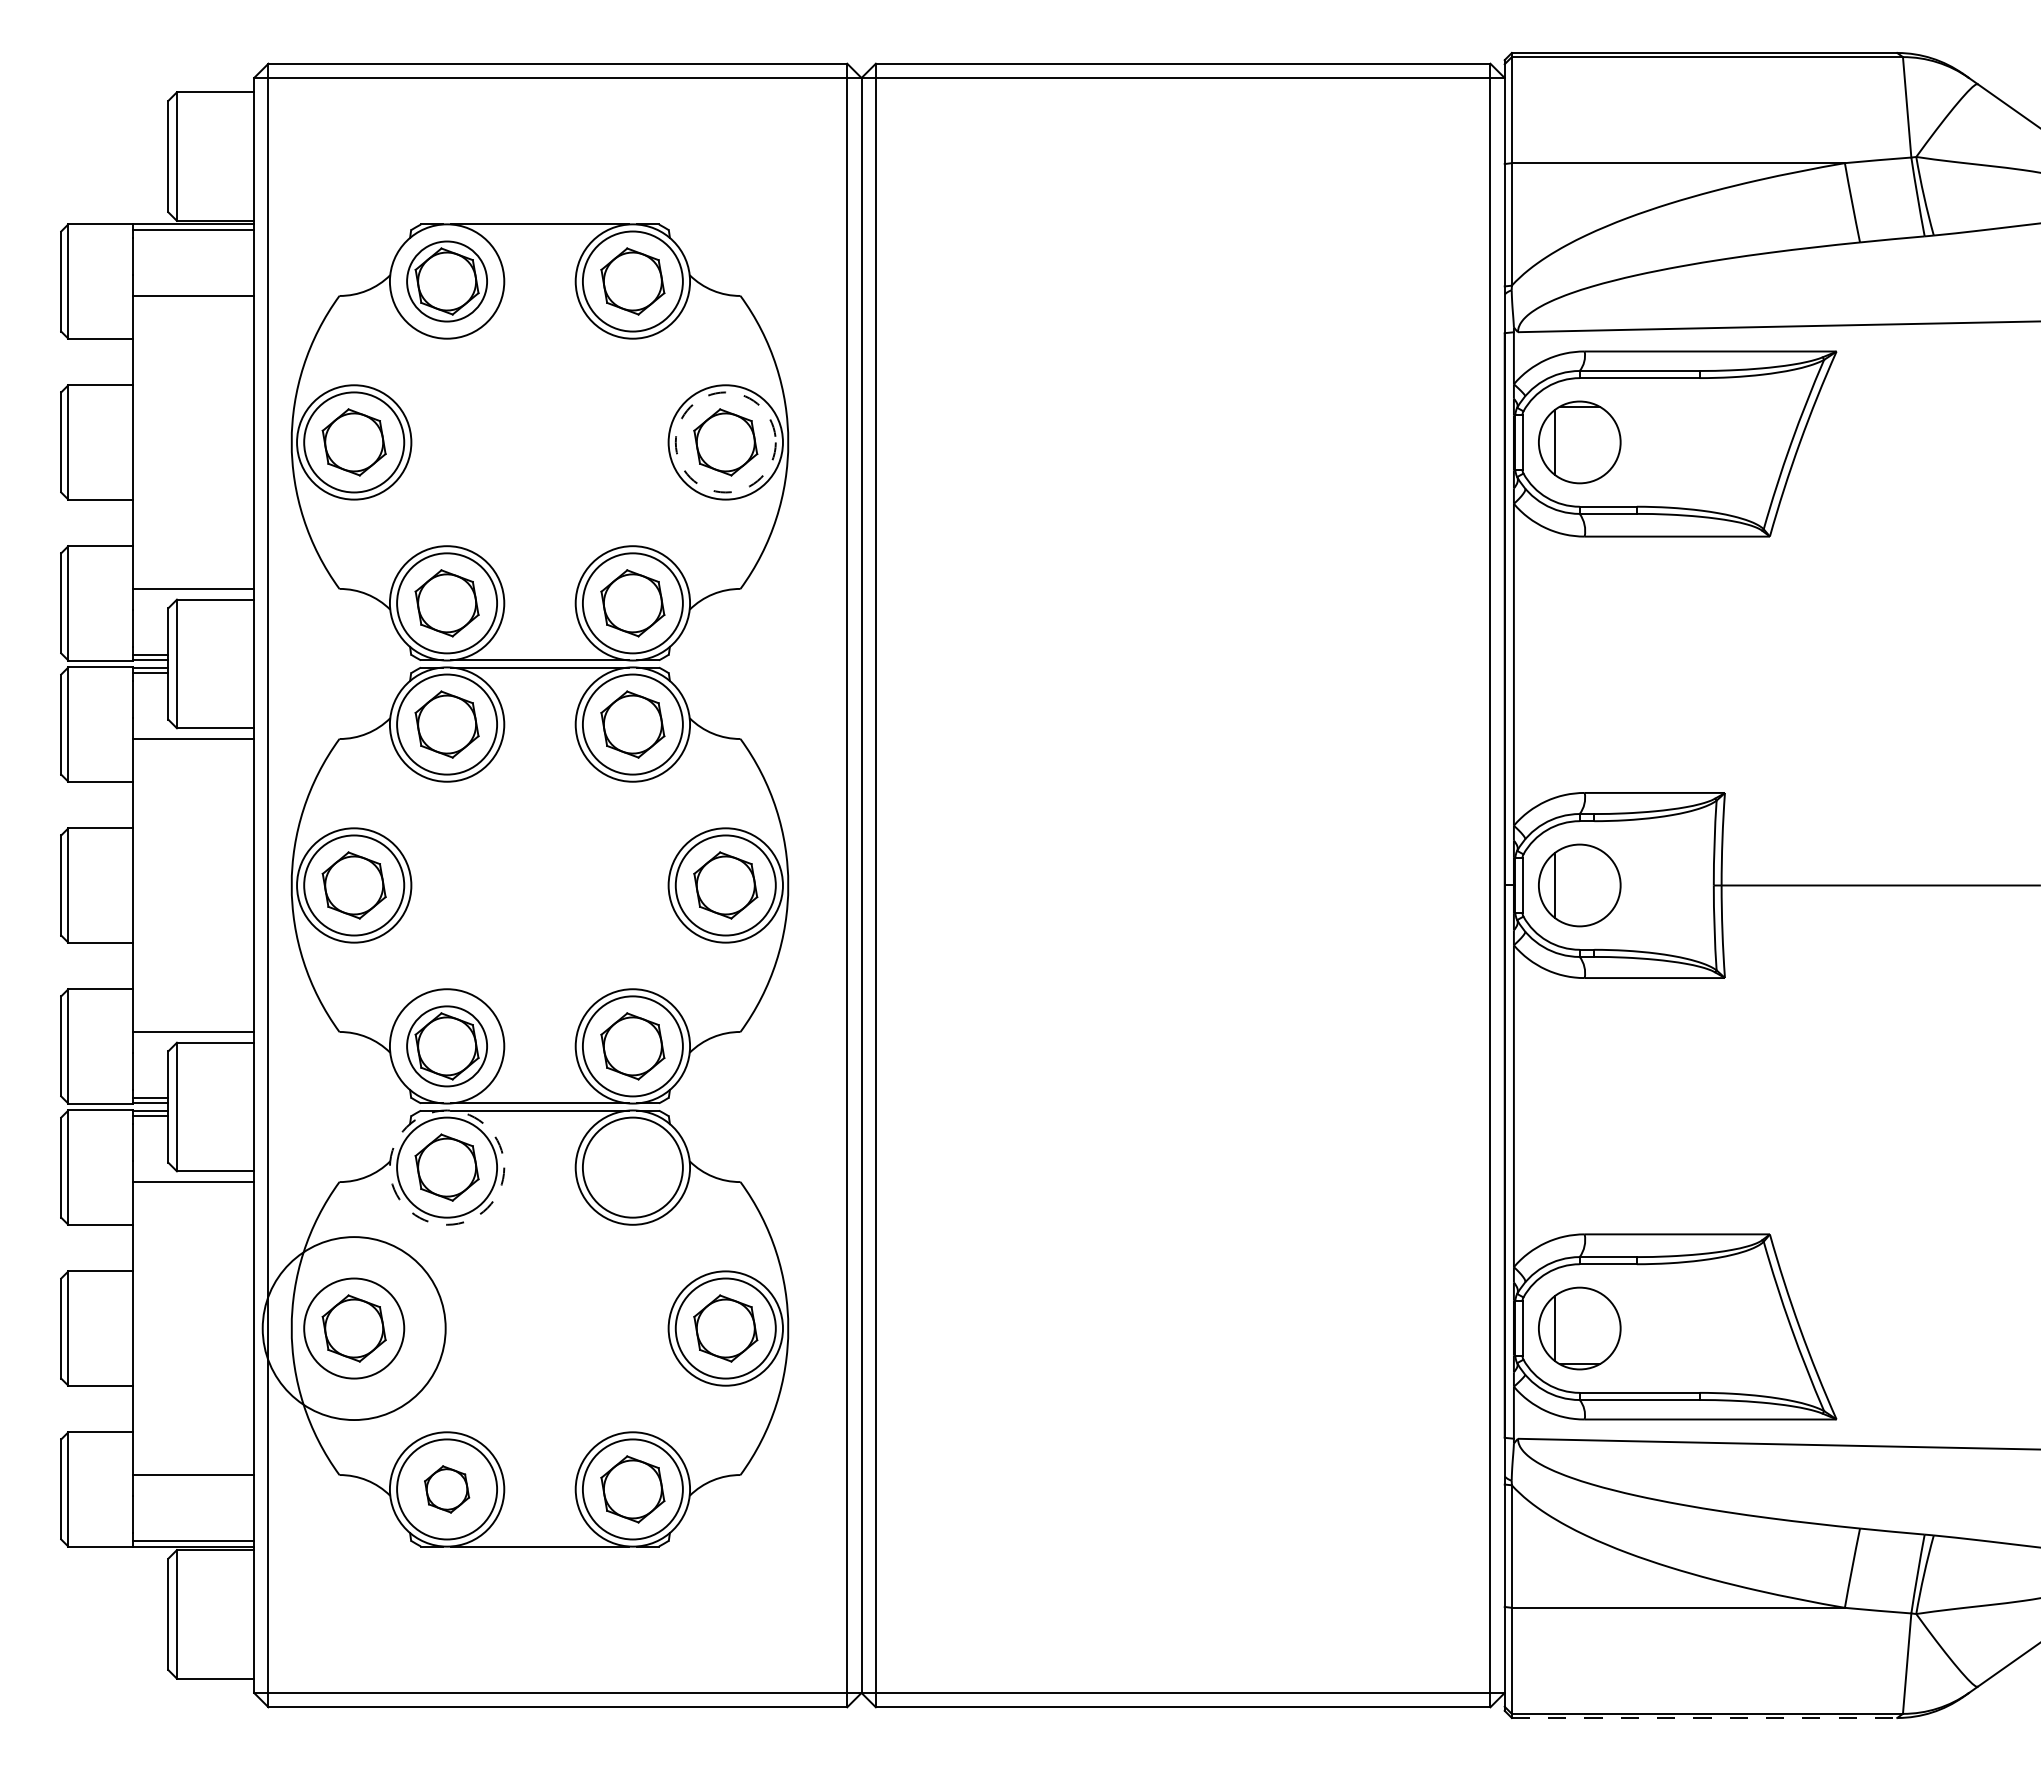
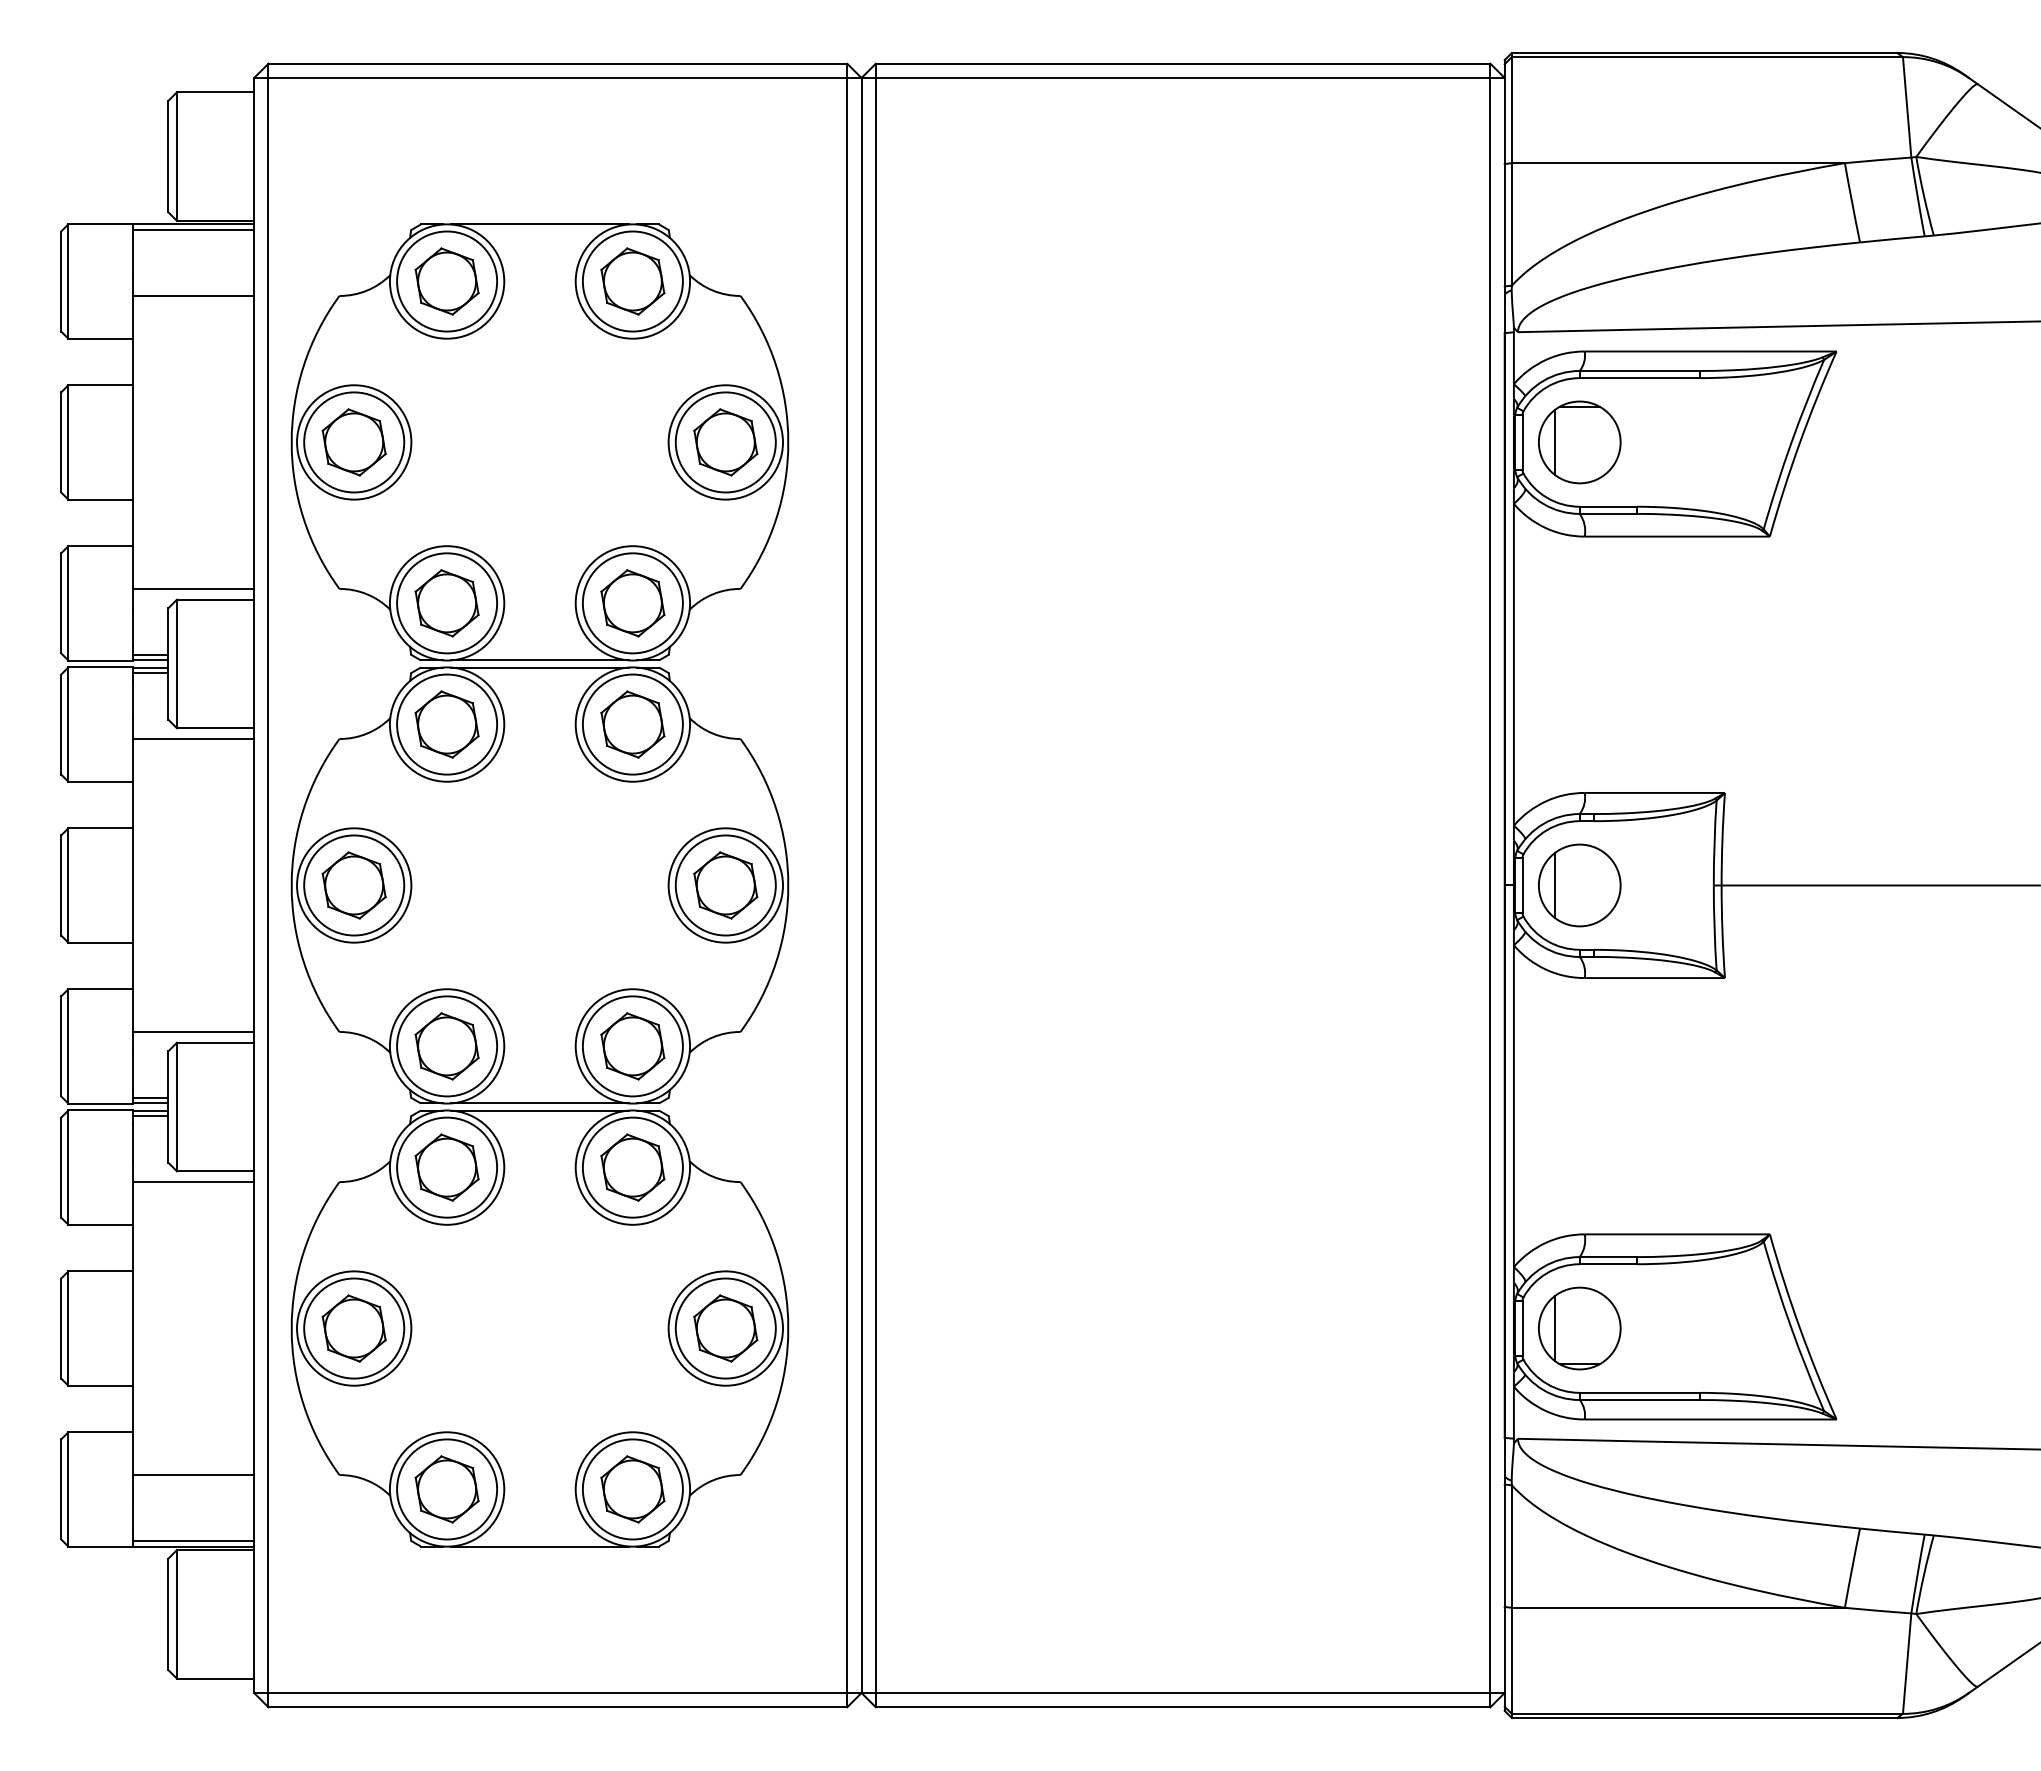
circle diameter: 80 px -> 100 px (447, 281)
circle: dashed -> solid (725, 442)
circle diameter: 80 px -> 100 px (447, 1046)
circle: dashed -> solid (446, 1167)
part: none -> present (632, 1167)
circle diameter: 183 px -> 114 px (354, 1328)
part size: 47x49 px -> 66x69 px (446, 1489)
line: dashed -> solid (1704, 1718)
